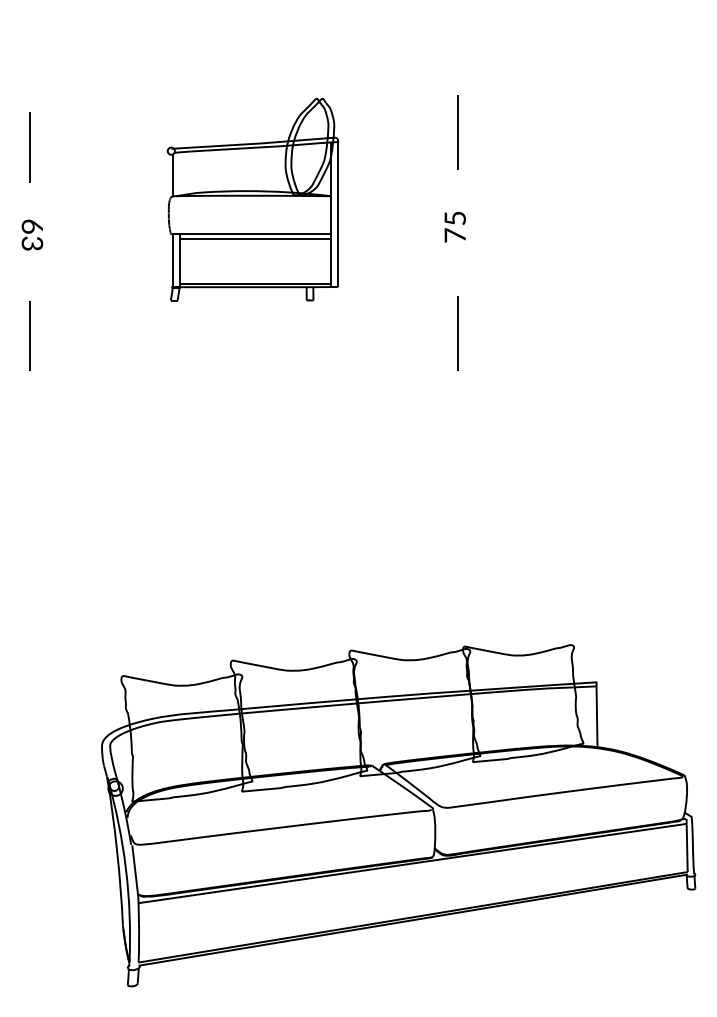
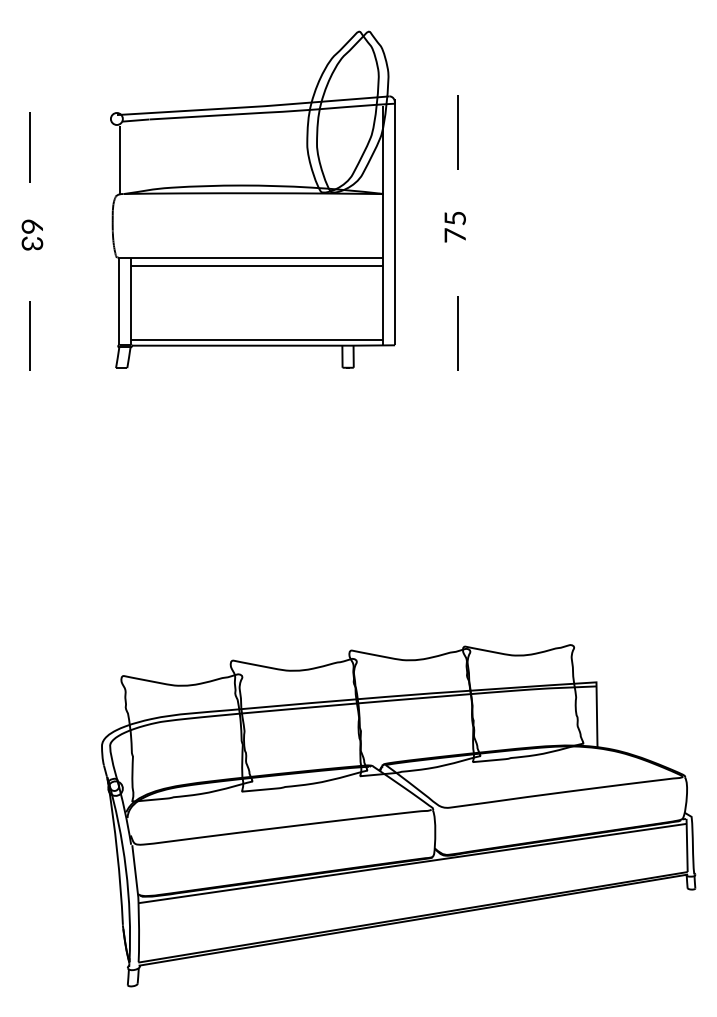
part size: 174x205 px -> 286x339 px (252, 199)
